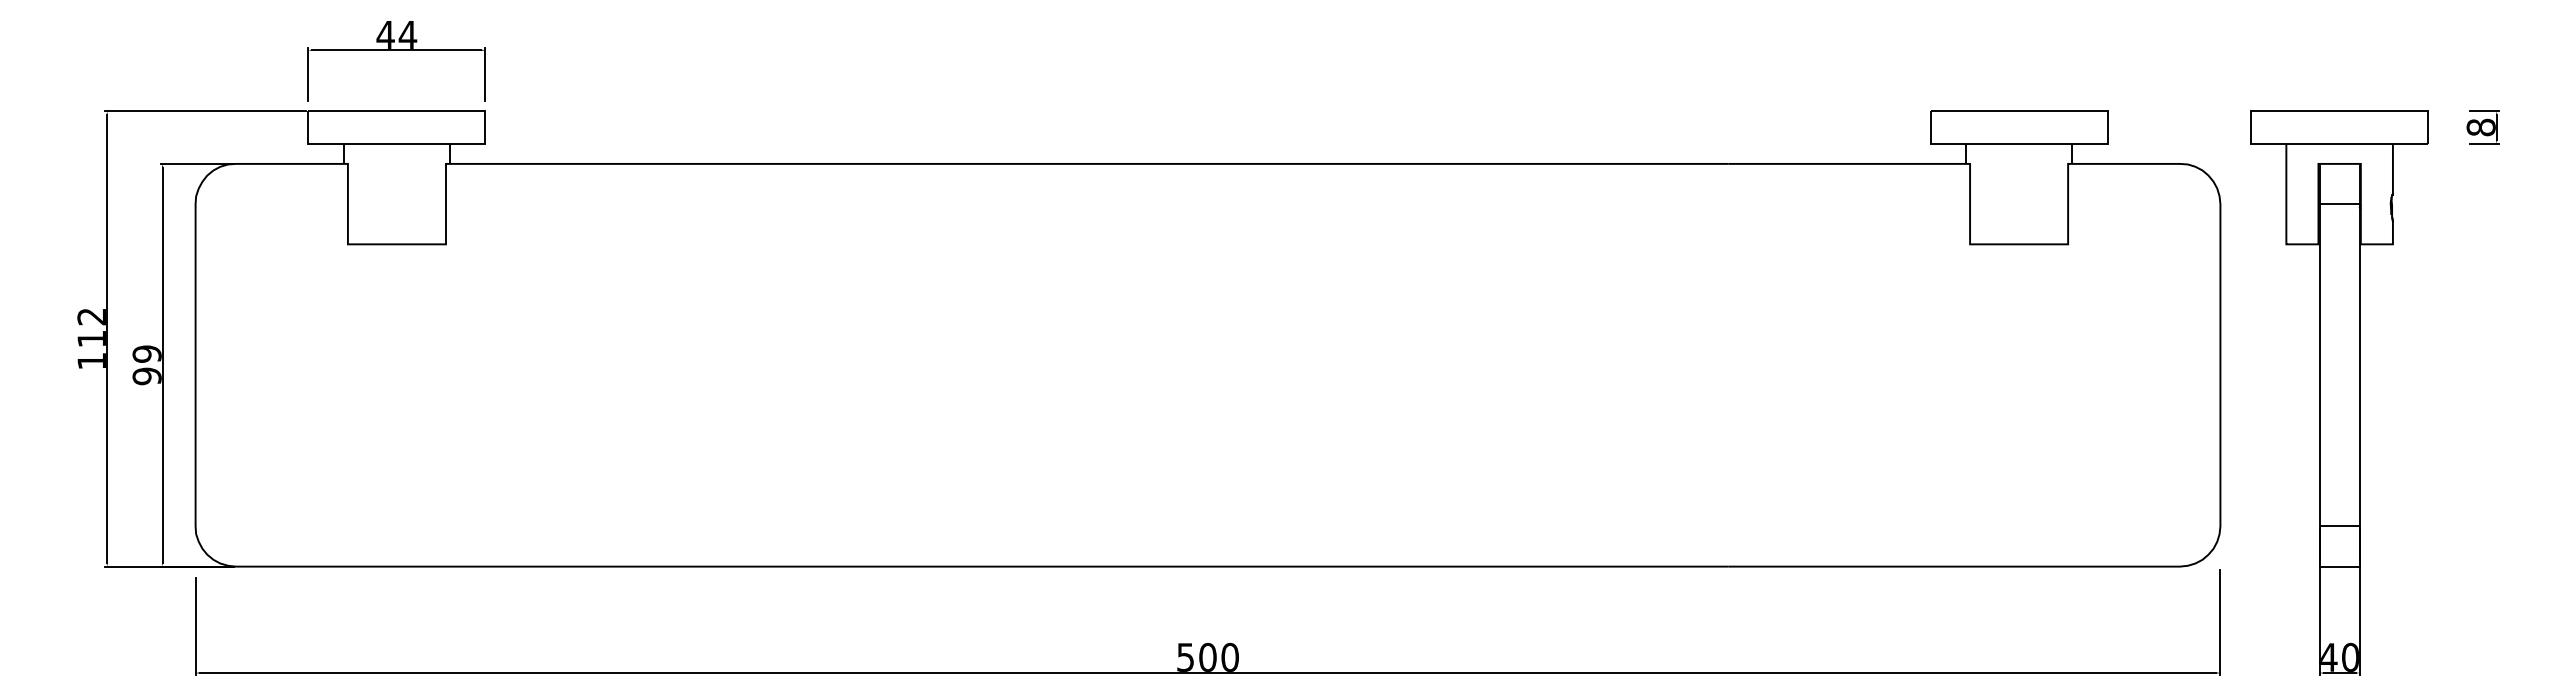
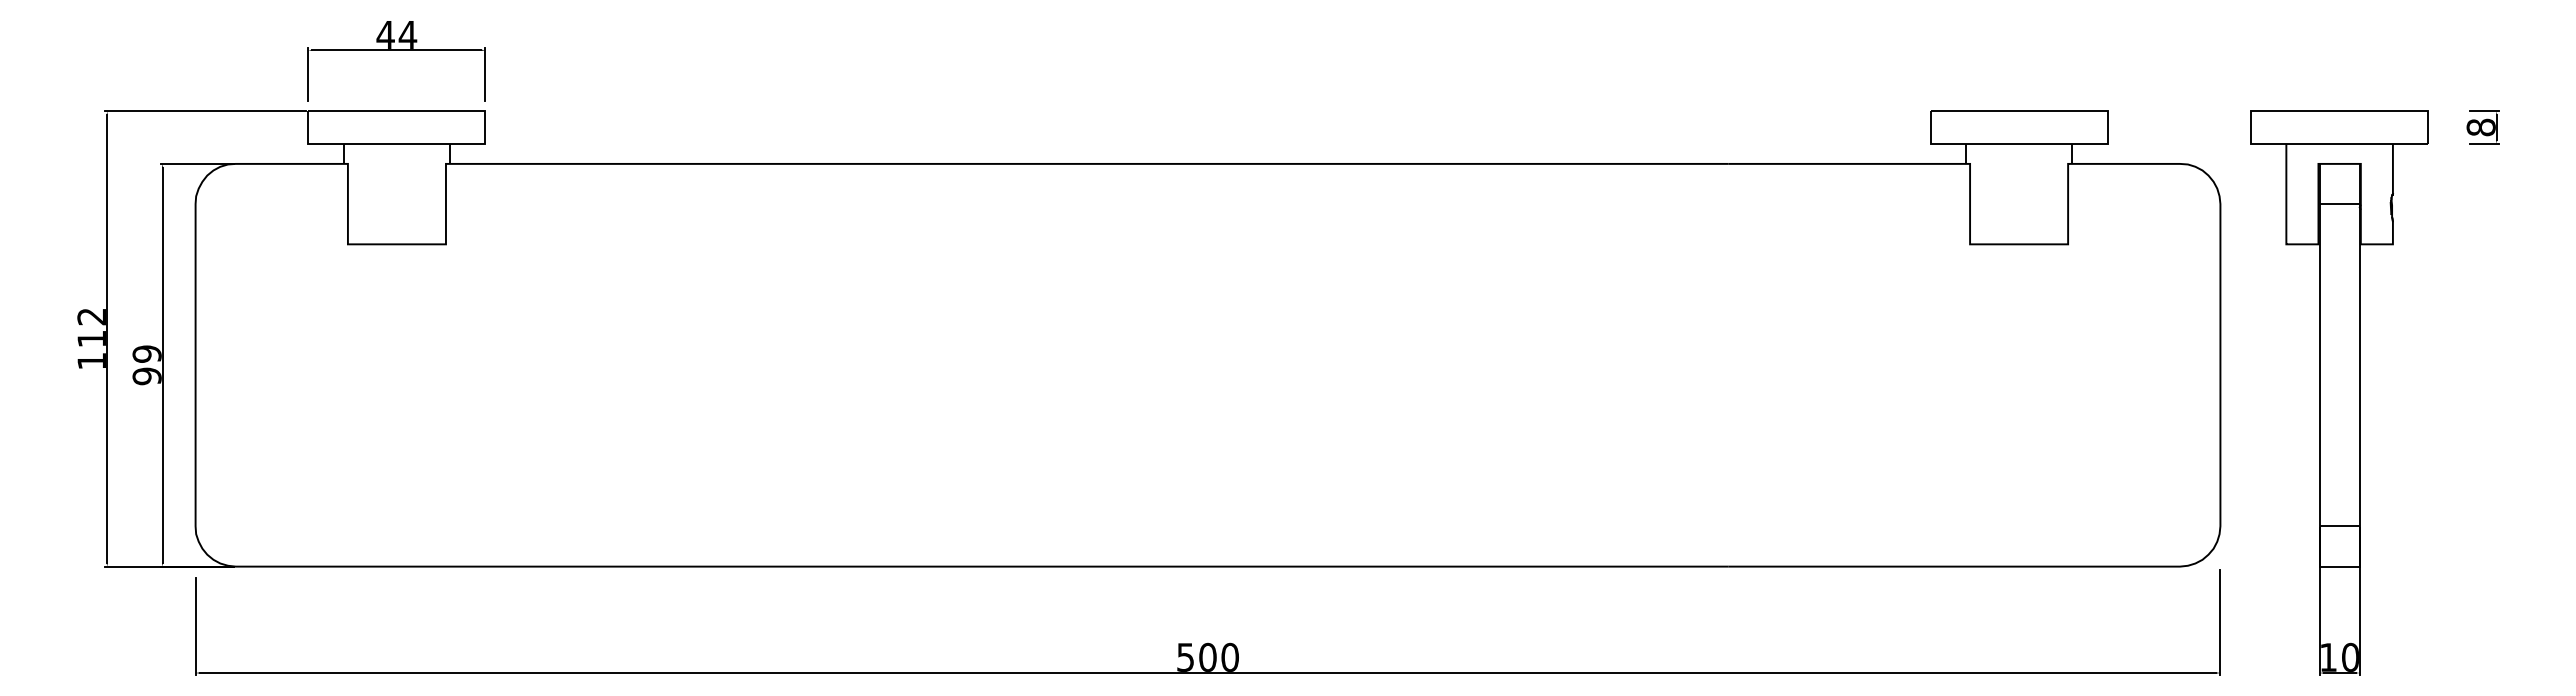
text: 40 -> 10 (2329, 657)
